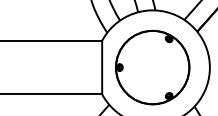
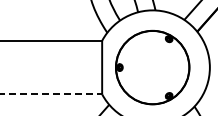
line: solid -> dashed (51, 93)
